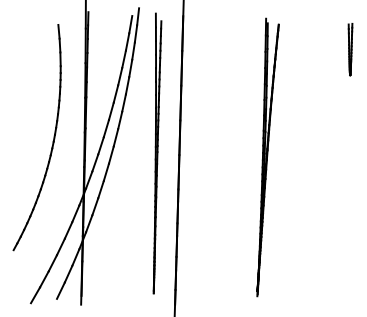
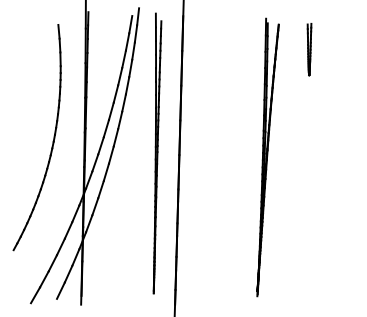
part position: (350, 49) -> (309, 49) (309, 49)
